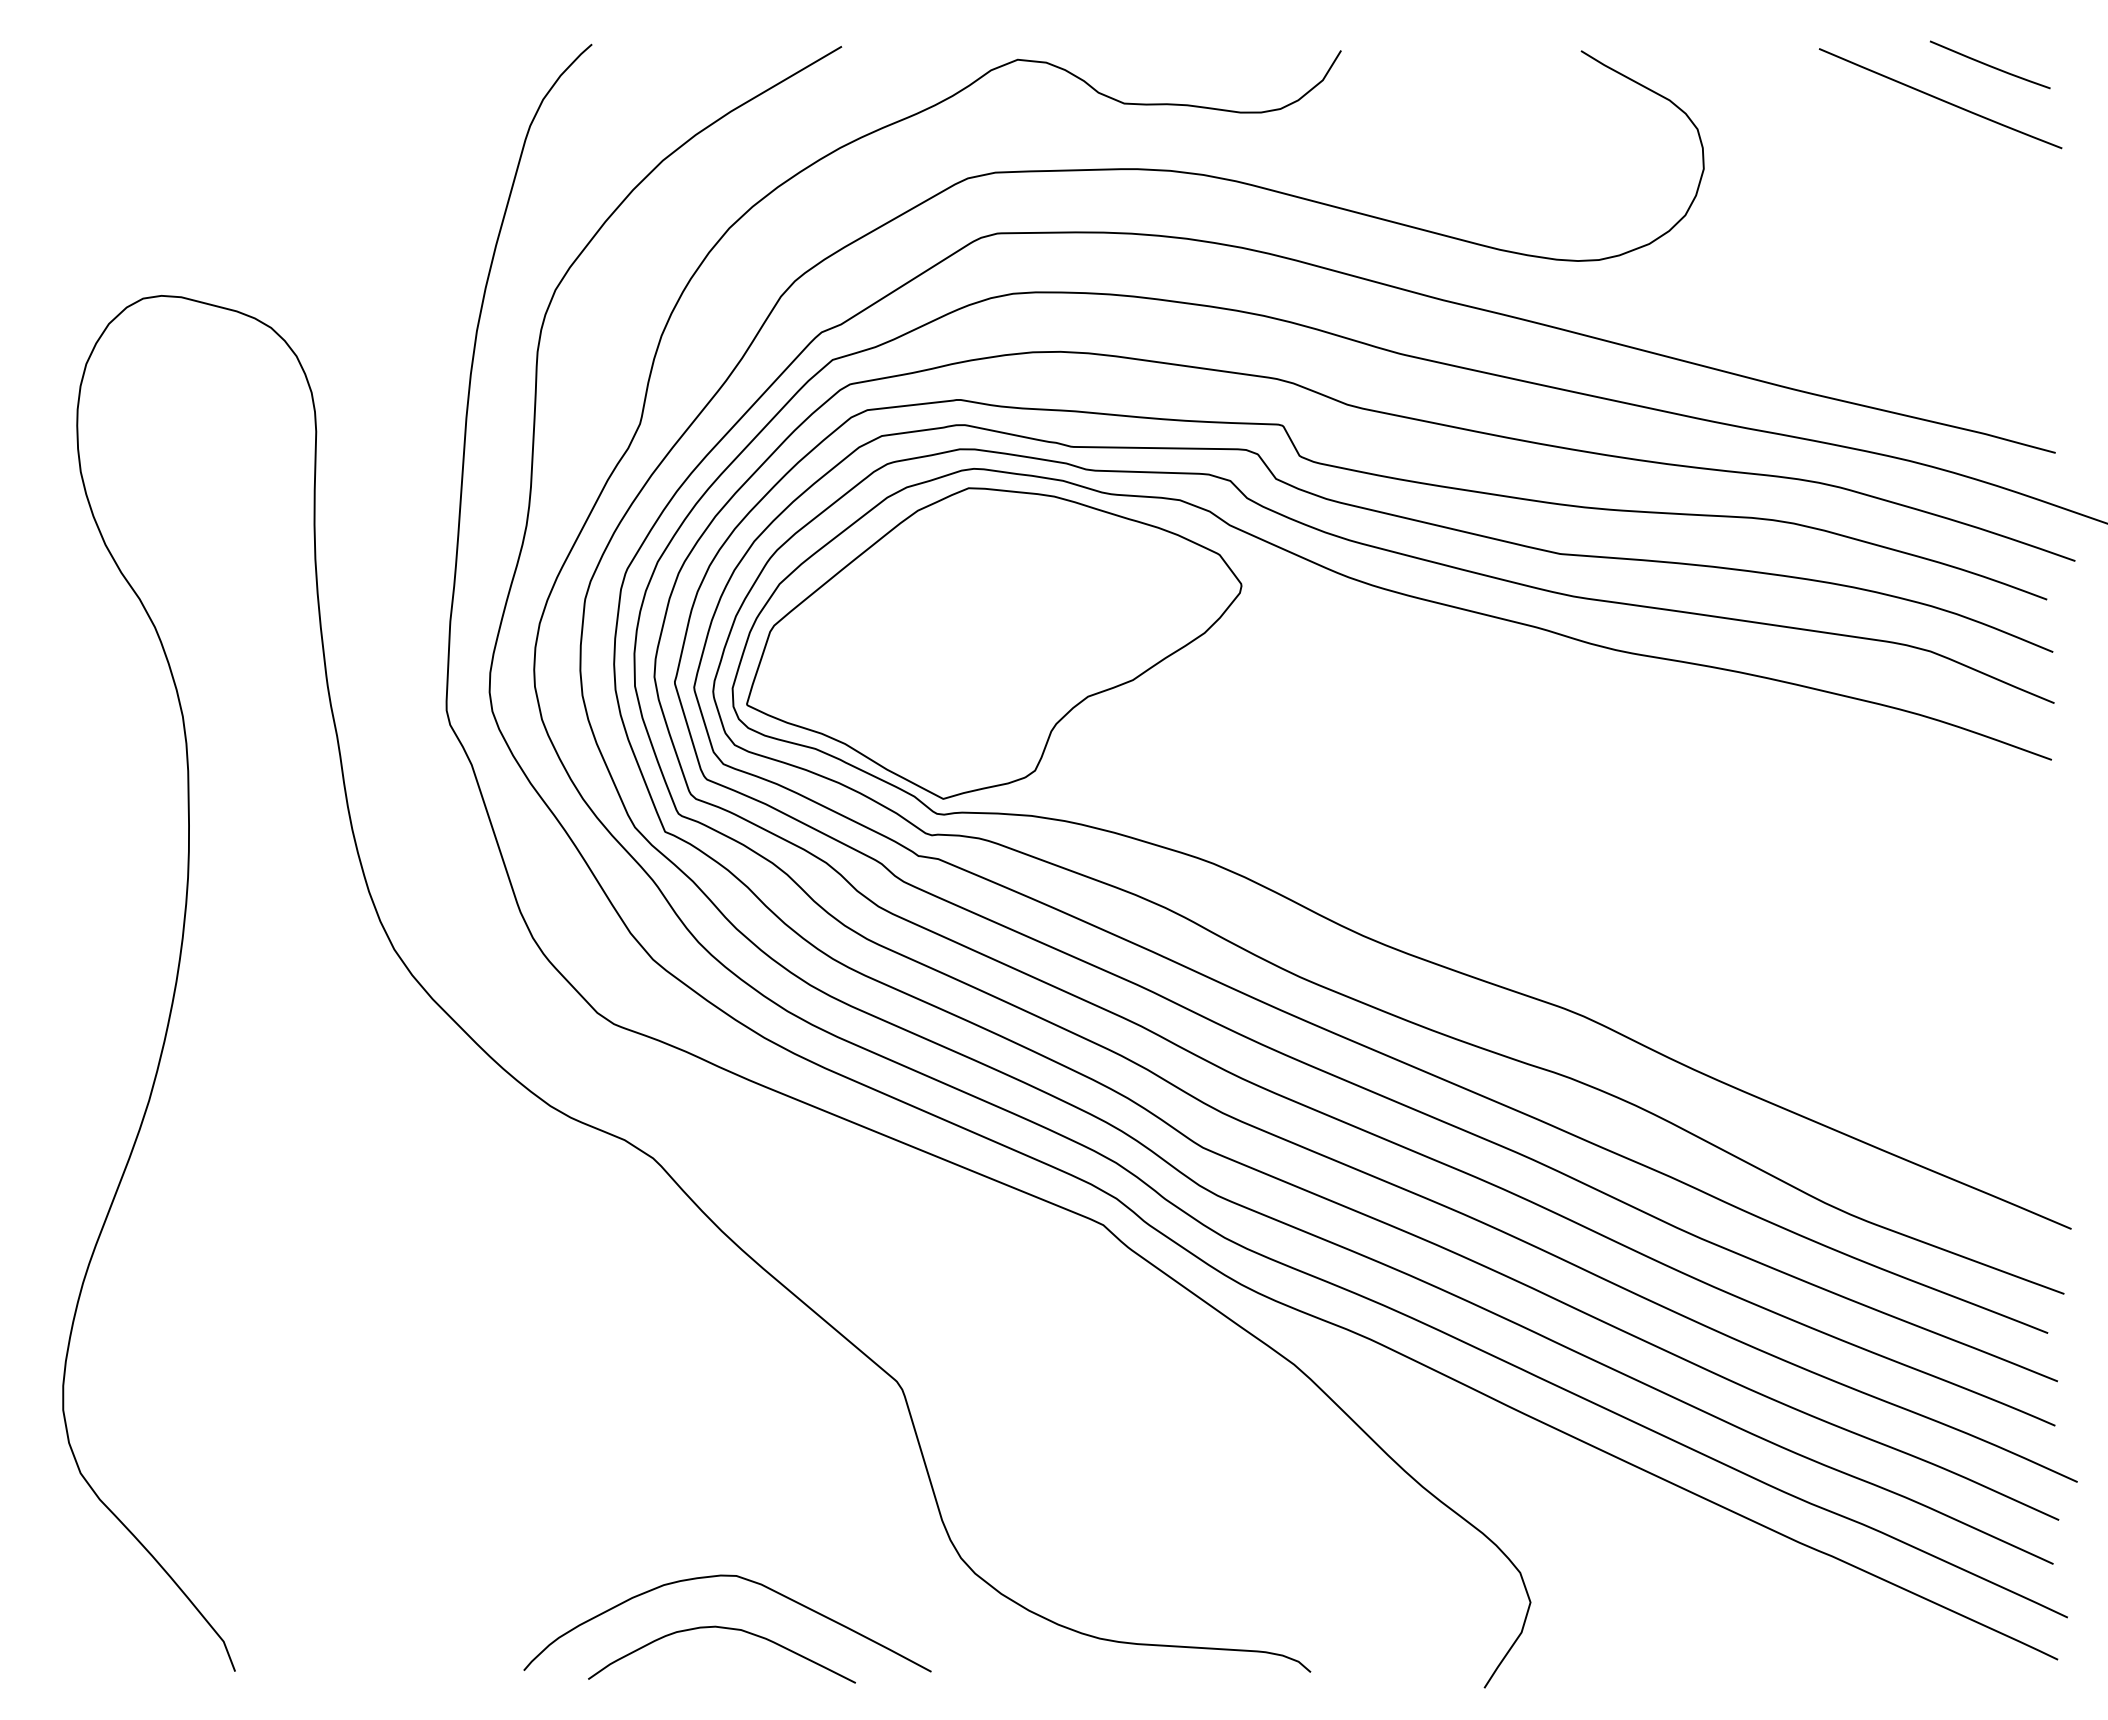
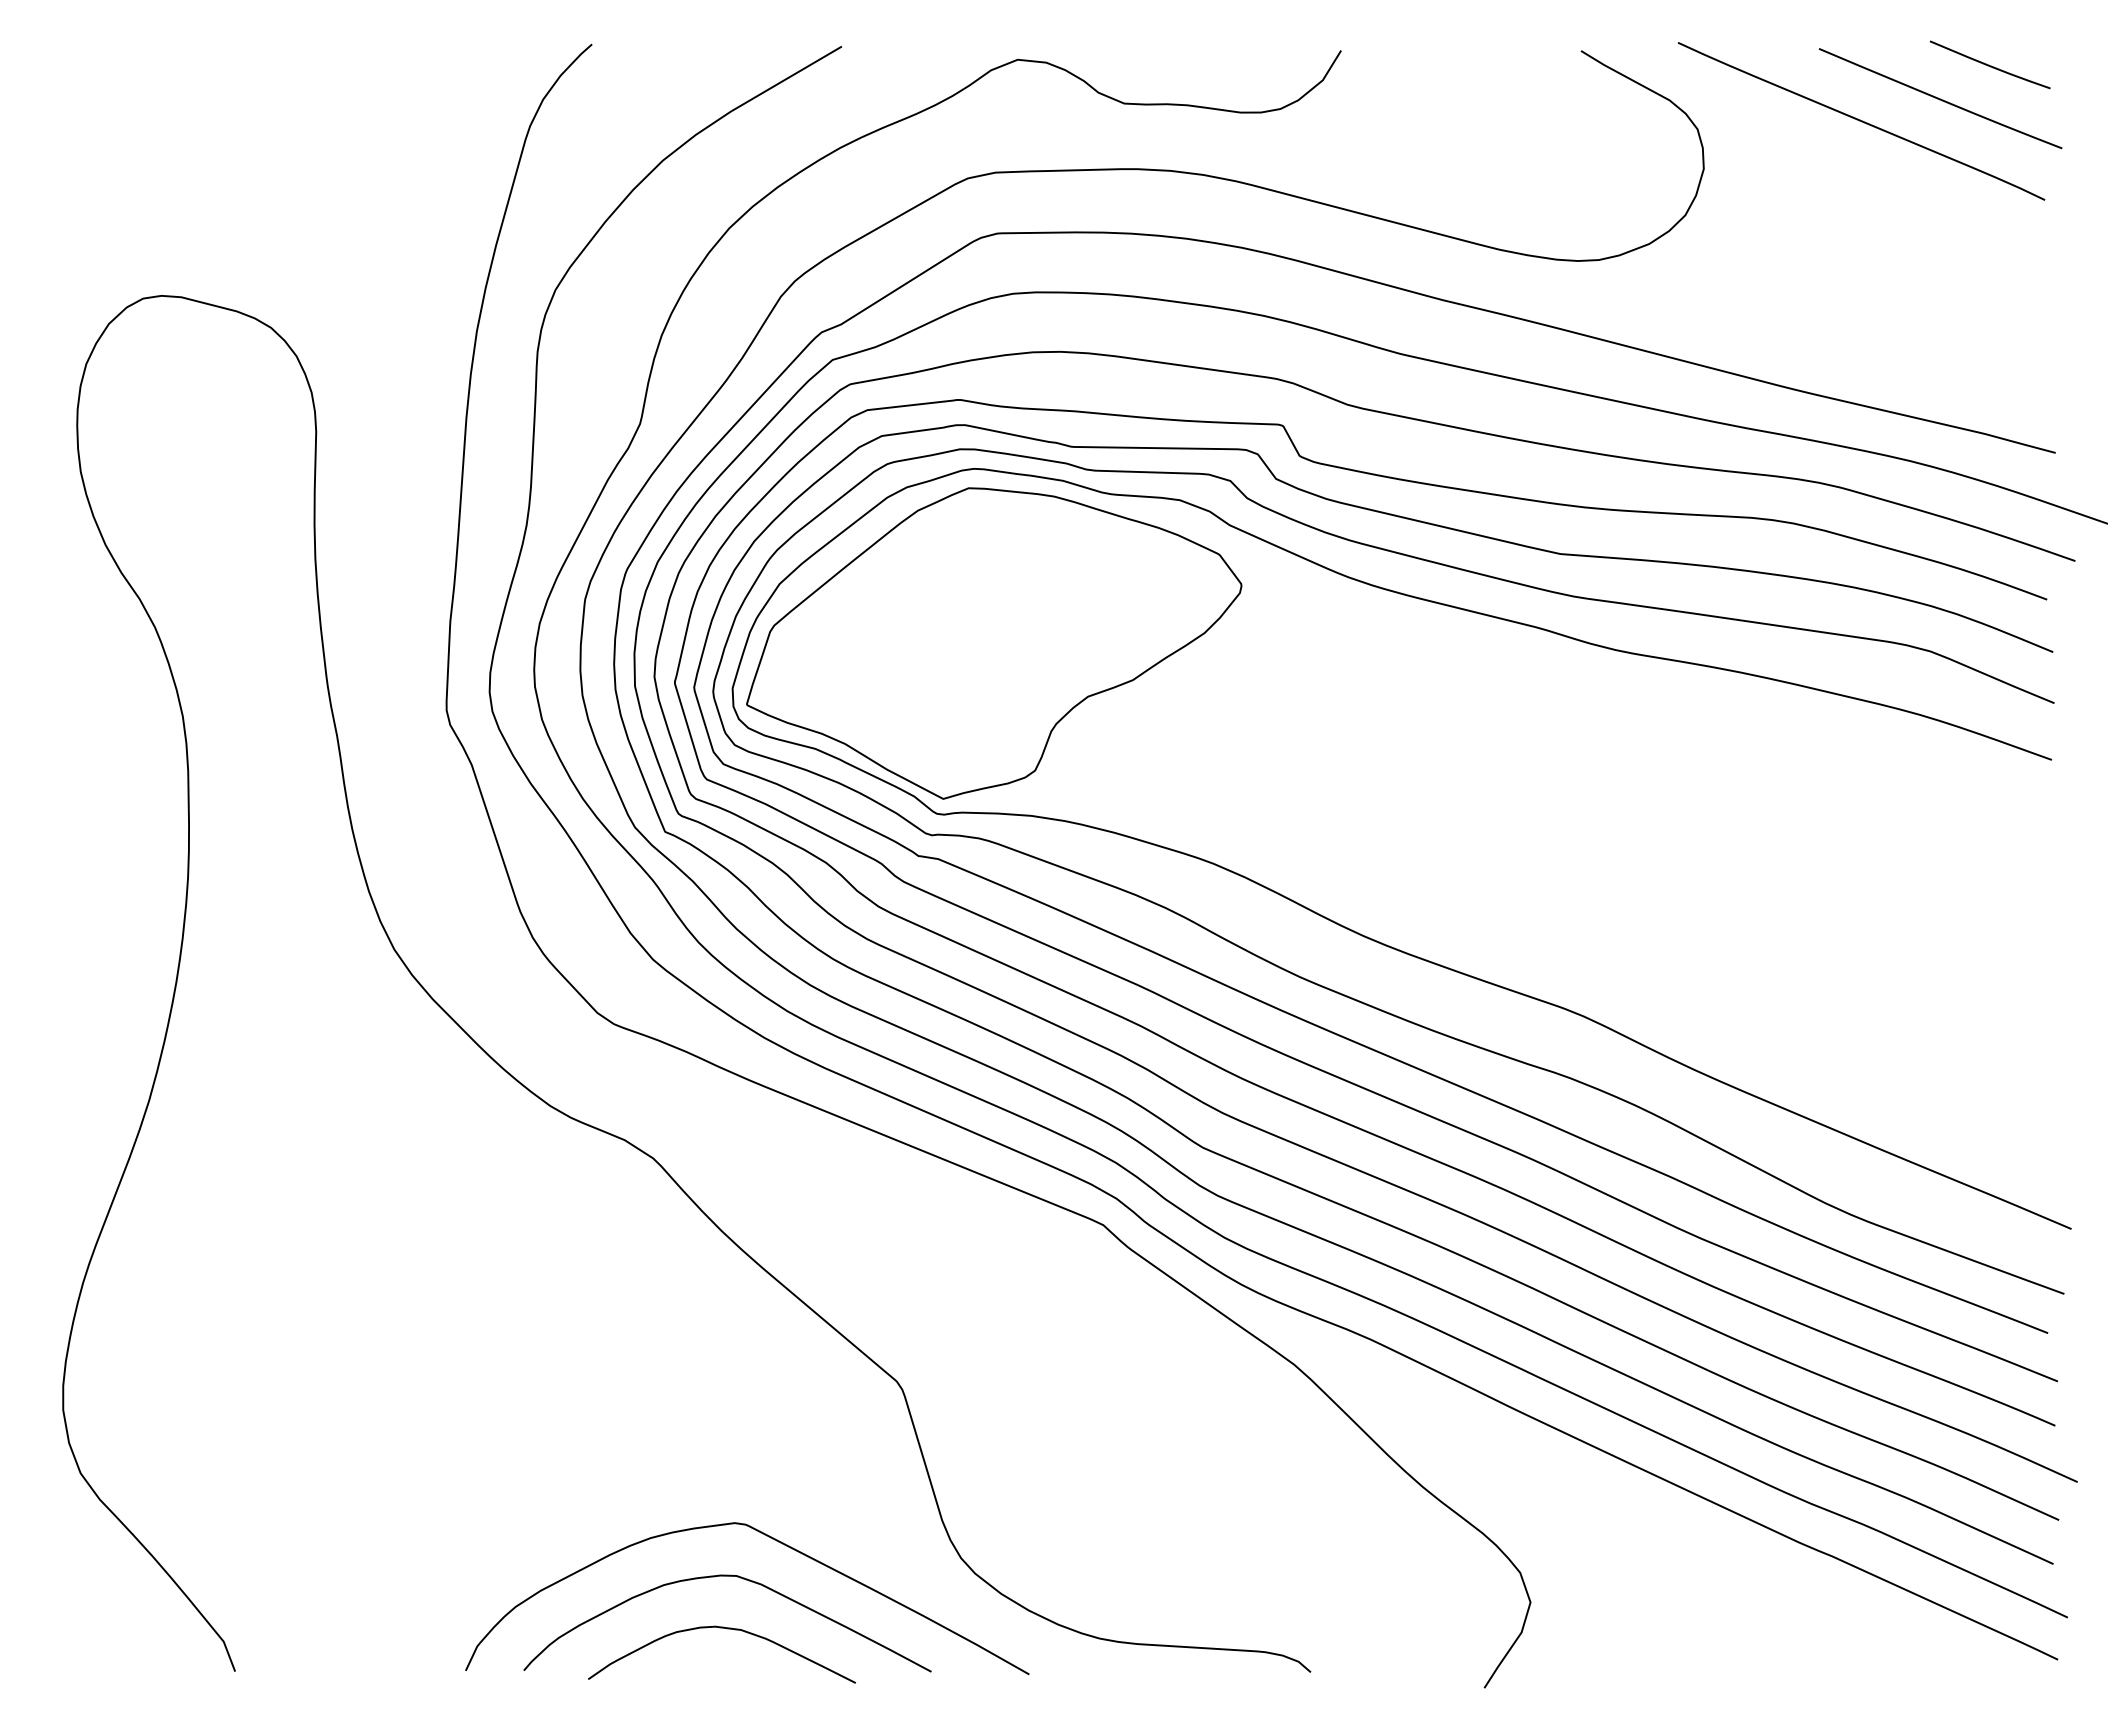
curve: none -> present (1861, 121)
curve: none -> present (776, 1541)
